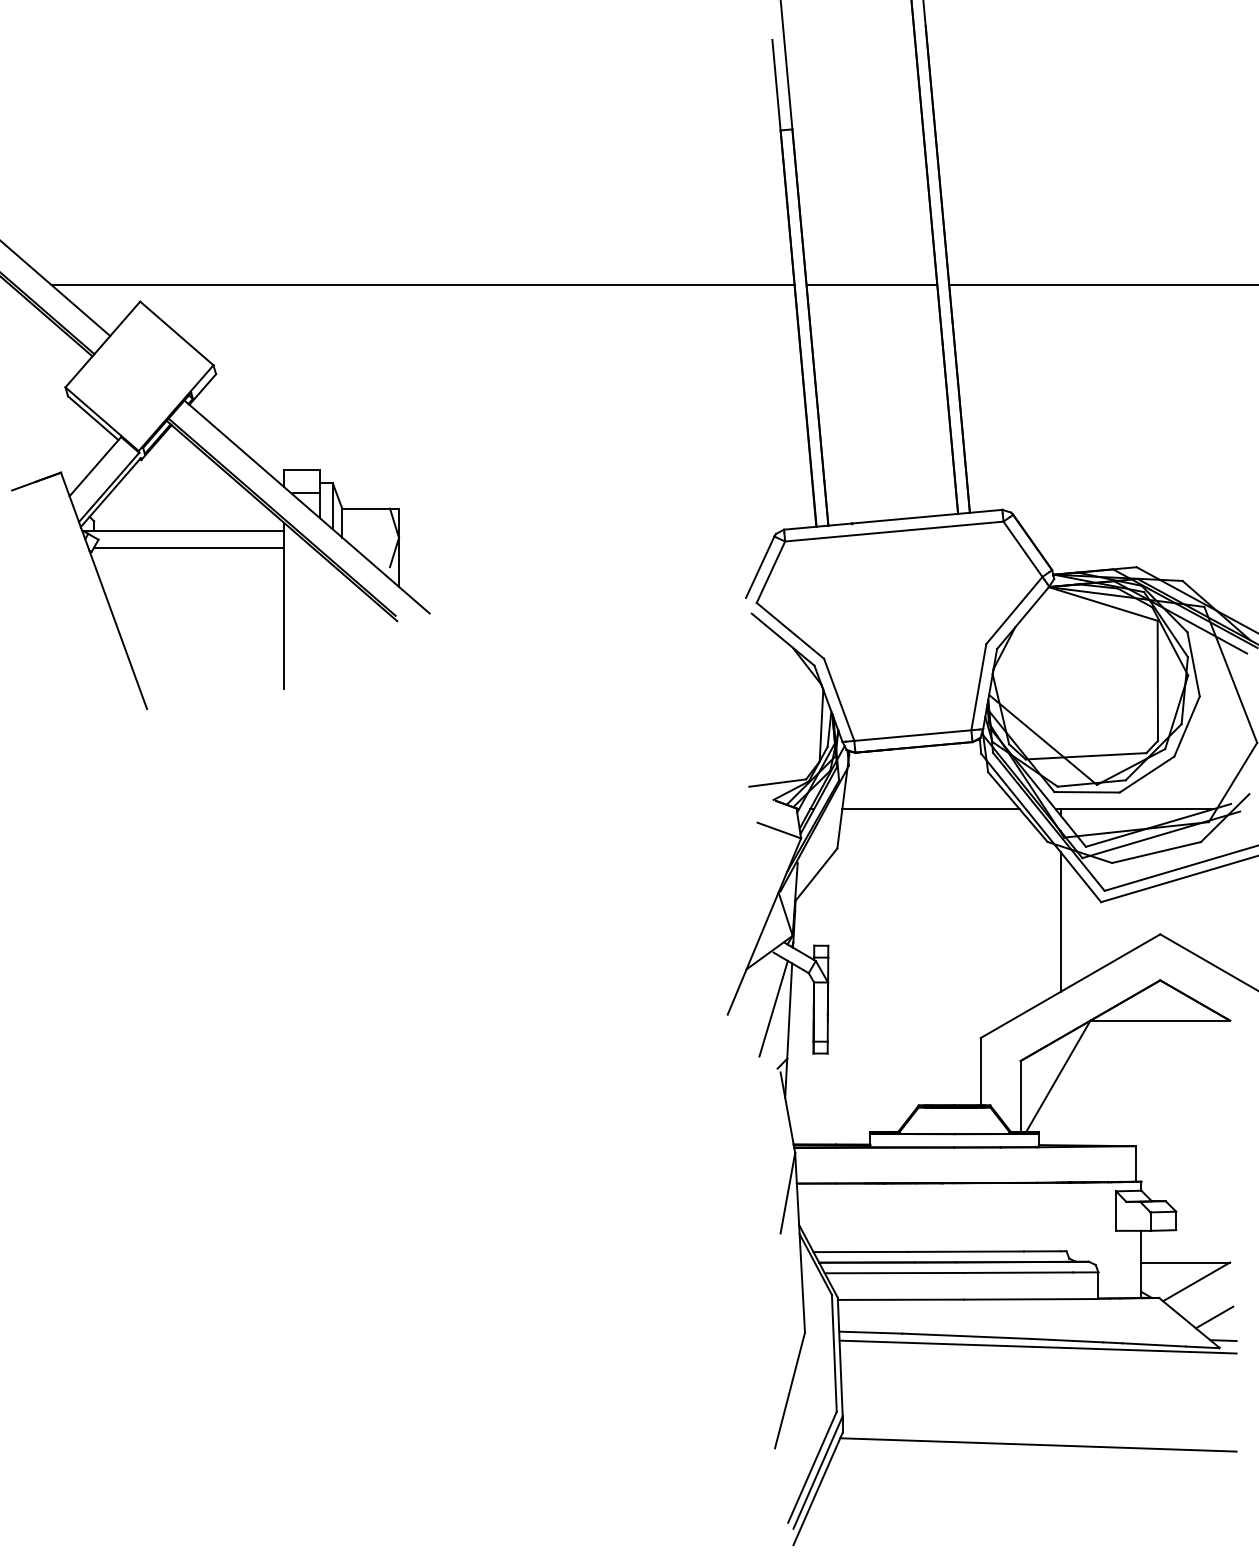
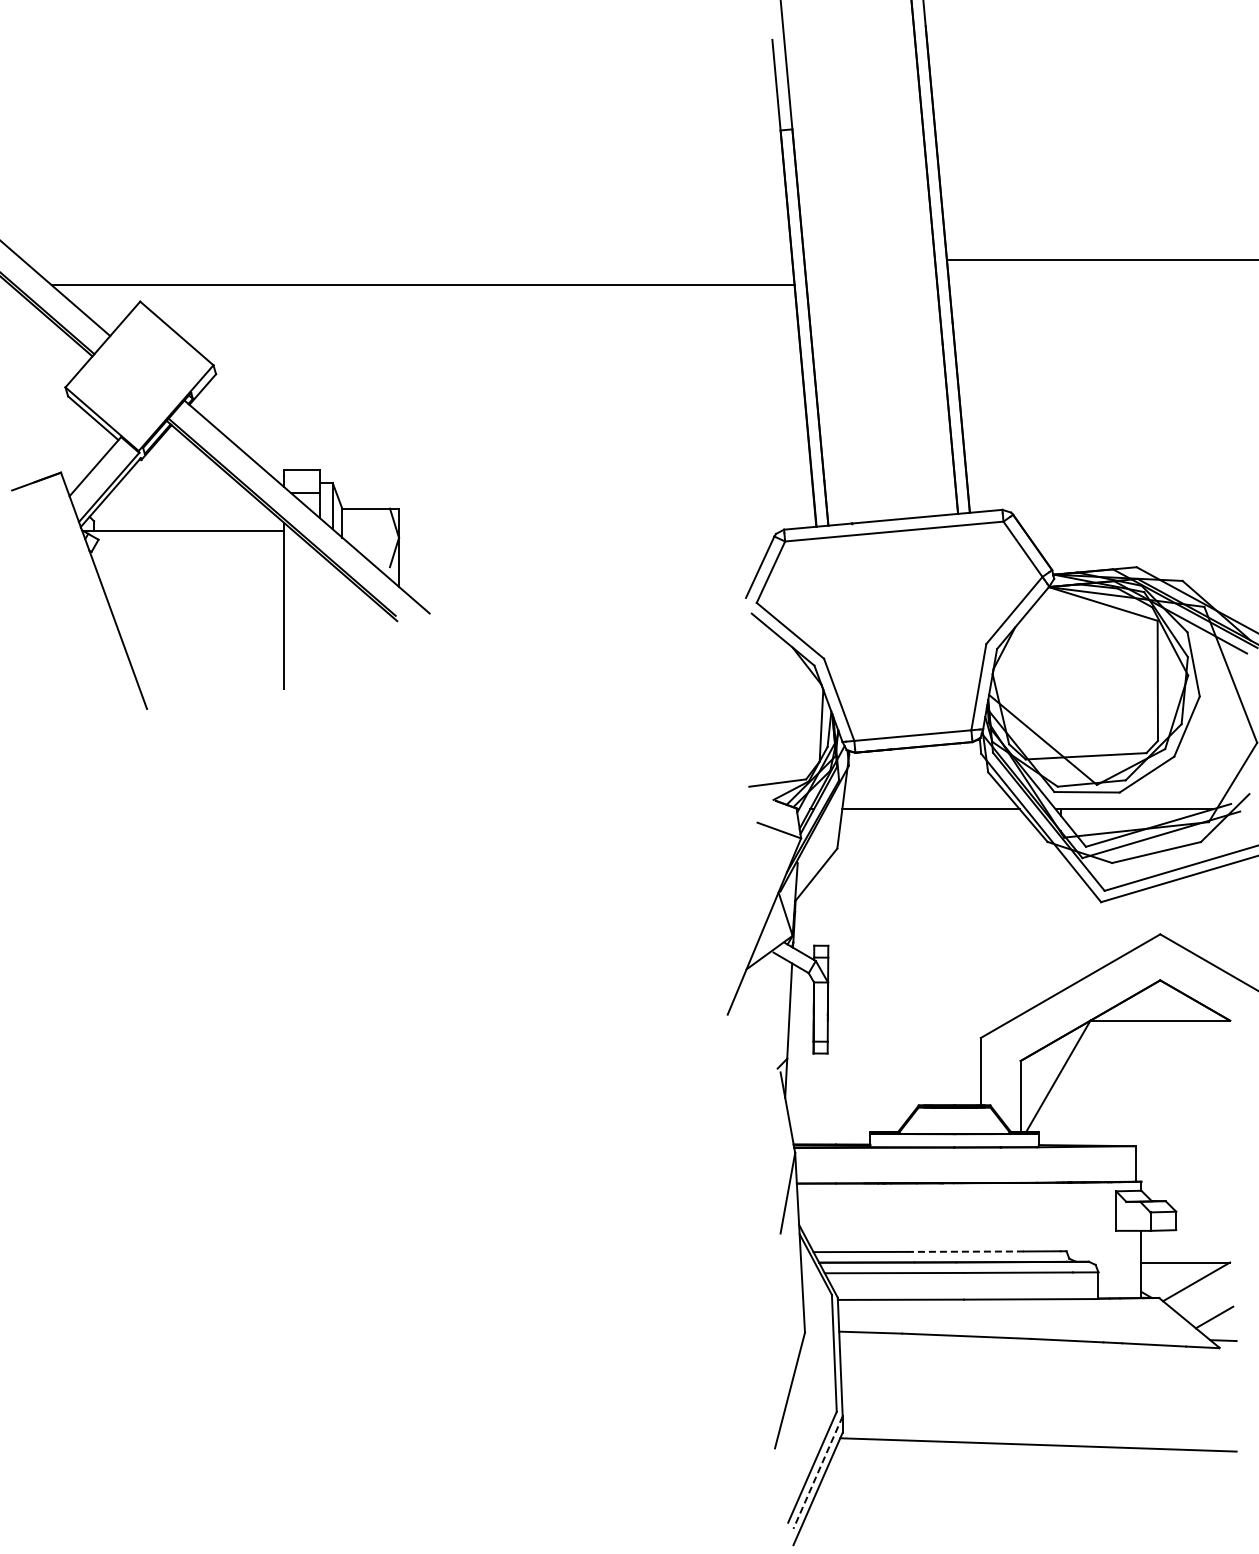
line: present -> none (871, 285)
line position: (1102, 285) -> (1102, 260) (1102, 260)
line: present -> none (188, 548)
line: present -> none (1060, 921)
line: present -> none (773, 1008)
line: solid -> dashed (965, 1251)
line: present -> none (1037, 1346)
line: solid -> dashed (817, 1473)
